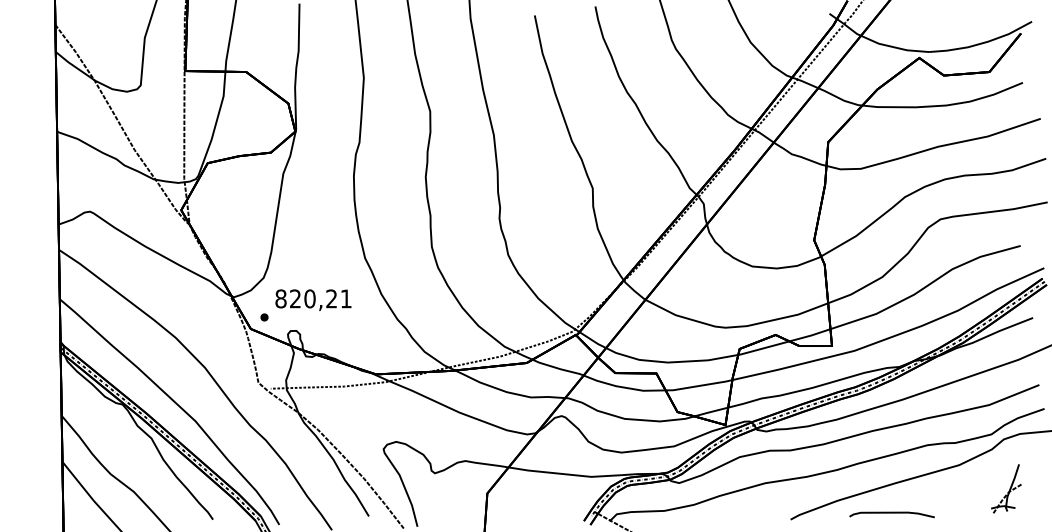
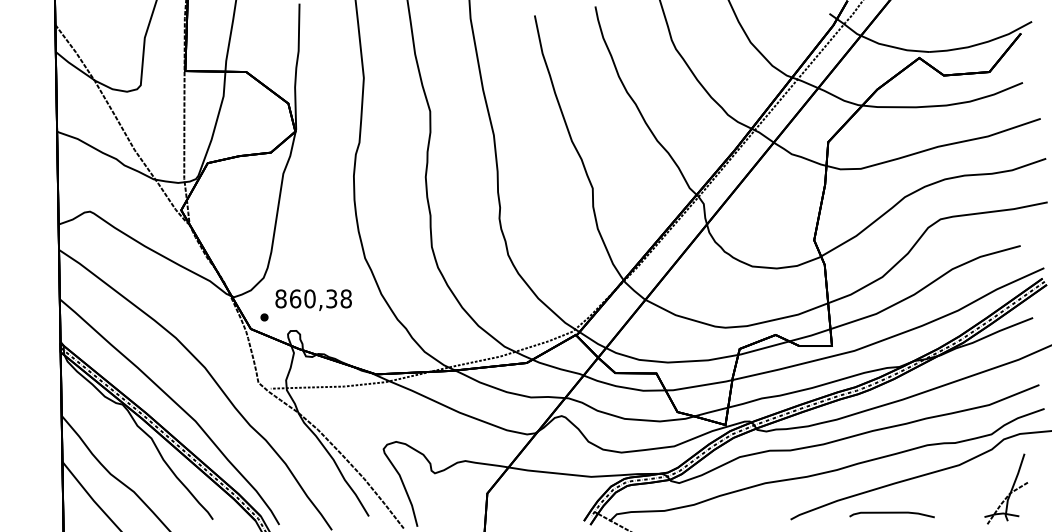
text: 820,21 -> 860,38 (320, 298)
part size: 31x50 px -> 45x72 px (1006, 488)
